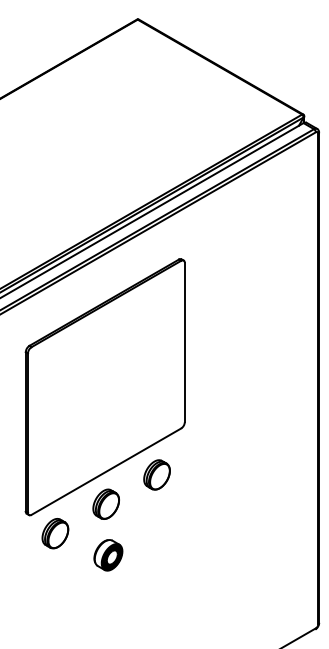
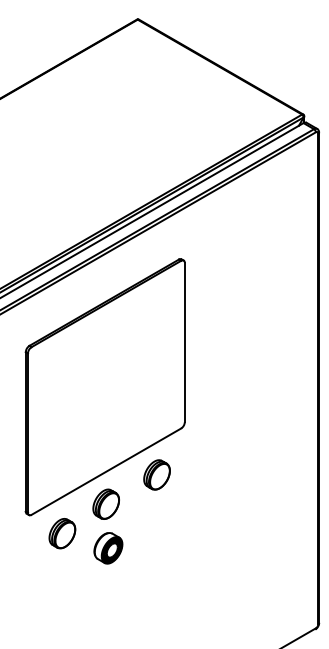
part position: (55, 533) -> (62, 533) (62, 533)
part position: (108, 555) -> (108, 548) (108, 548)
